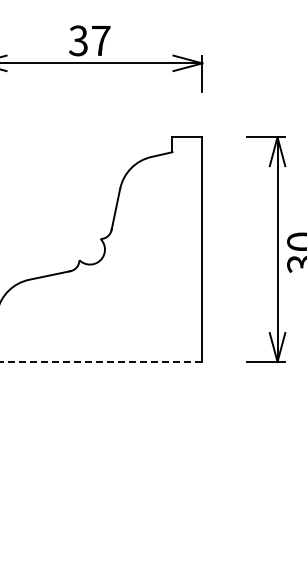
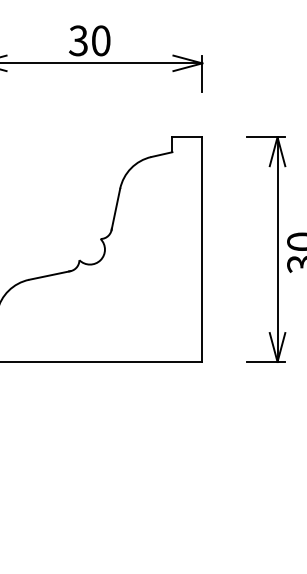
text: 37 -> 30 (101, 40)
line: dashed -> solid (101, 361)
